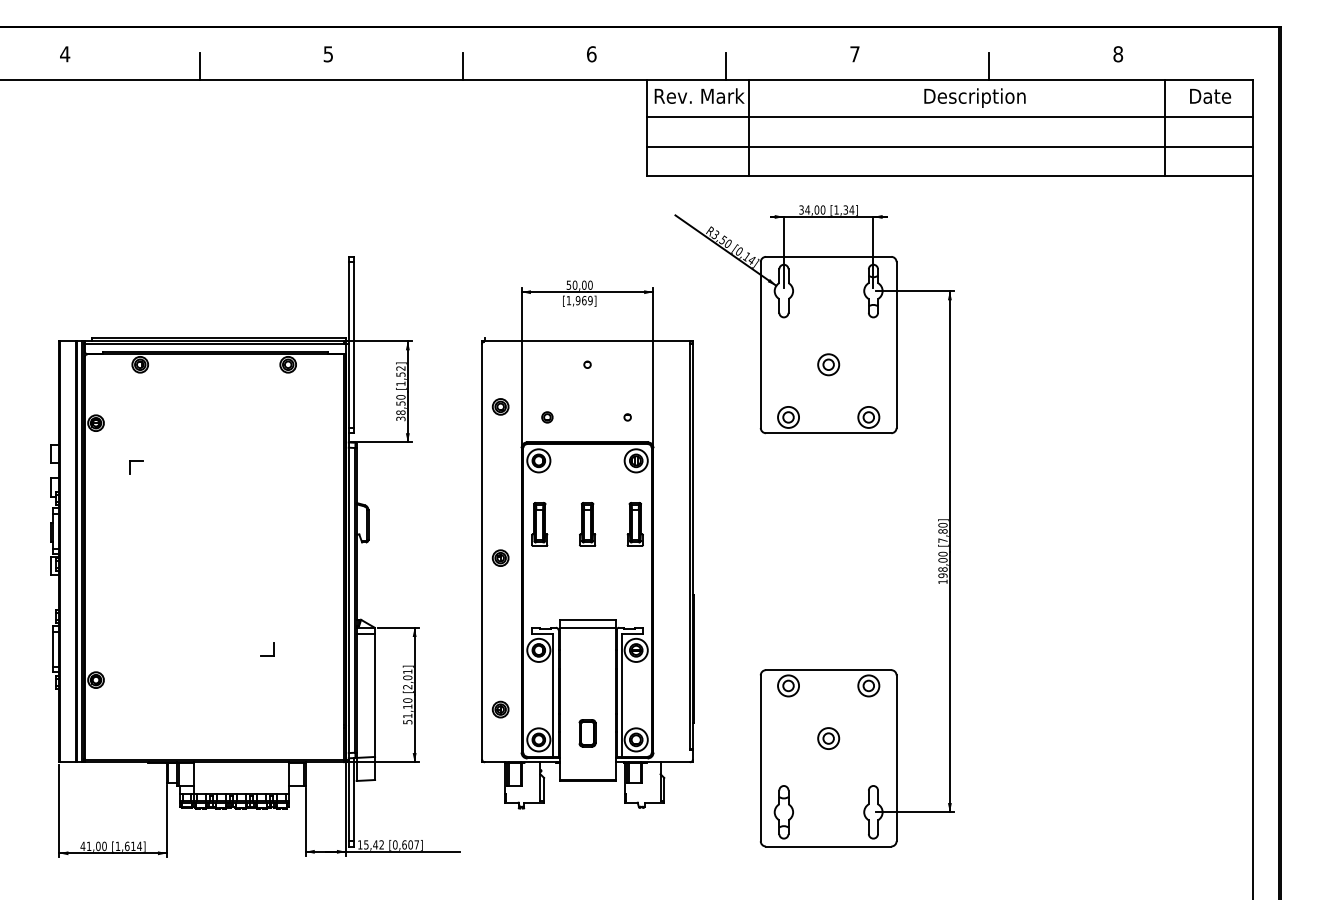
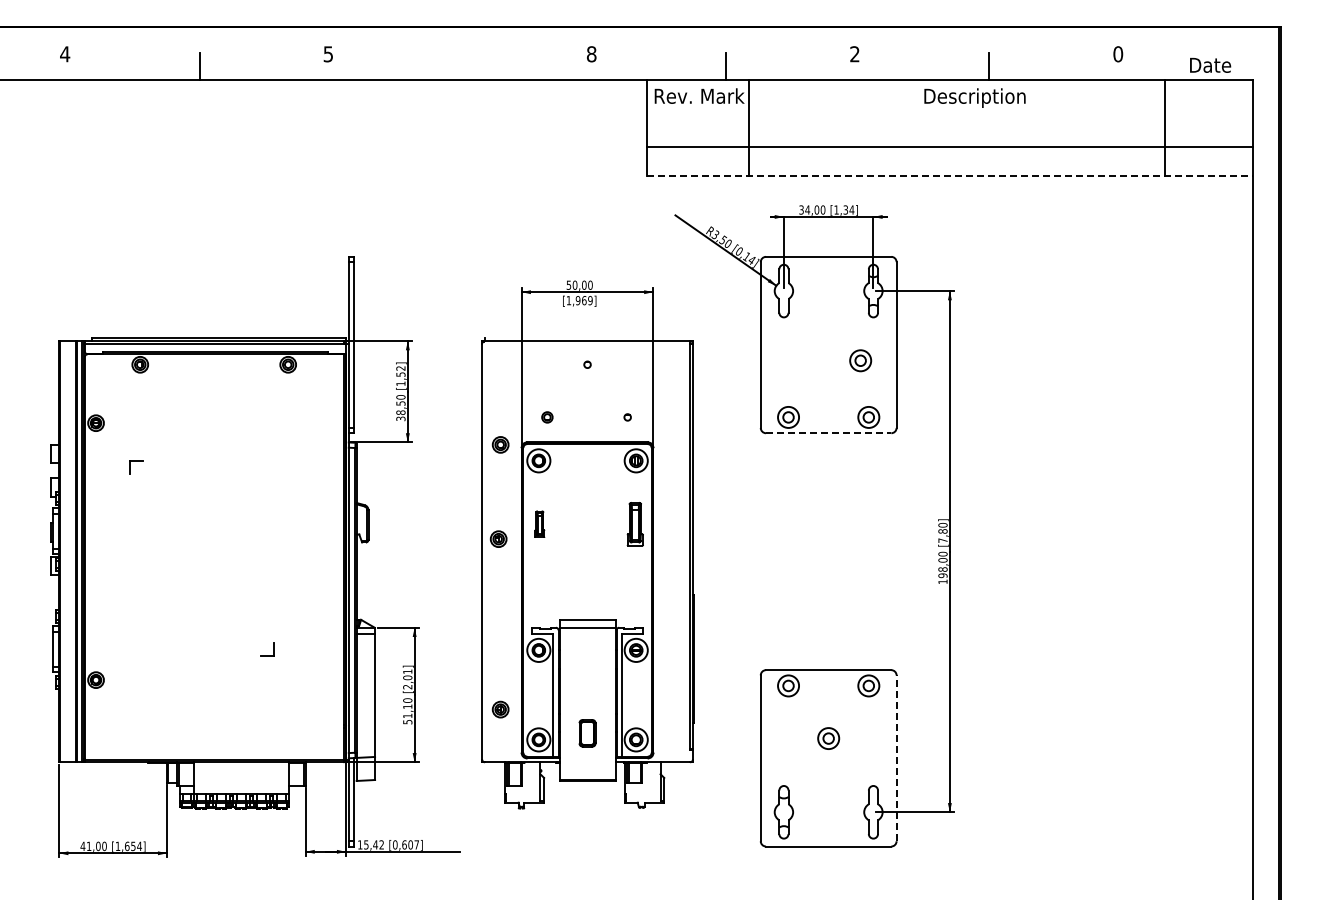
text: 6 -> 8 (591, 54)
text: 7 -> 2 (854, 54)
text: 8 -> 0 (1118, 54)
line: present -> none (462, 66)
text position: (1210, 95) -> (1210, 64) (1210, 64)
line: present -> none (949, 116)
line: solid -> dashed (950, 176)
part position: (828, 364) -> (860, 360) (860, 360)
part position: (500, 406) -> (500, 444) (500, 444)
line: solid -> dashed (828, 433)
part size: 18x45 px -> 12x28 px (539, 523)
part: present -> none (587, 524)
part position: (500, 557) -> (498, 538) (498, 538)
line: solid -> dashed (896, 758)
text: [1,614] -> [1,654] (133, 846)
